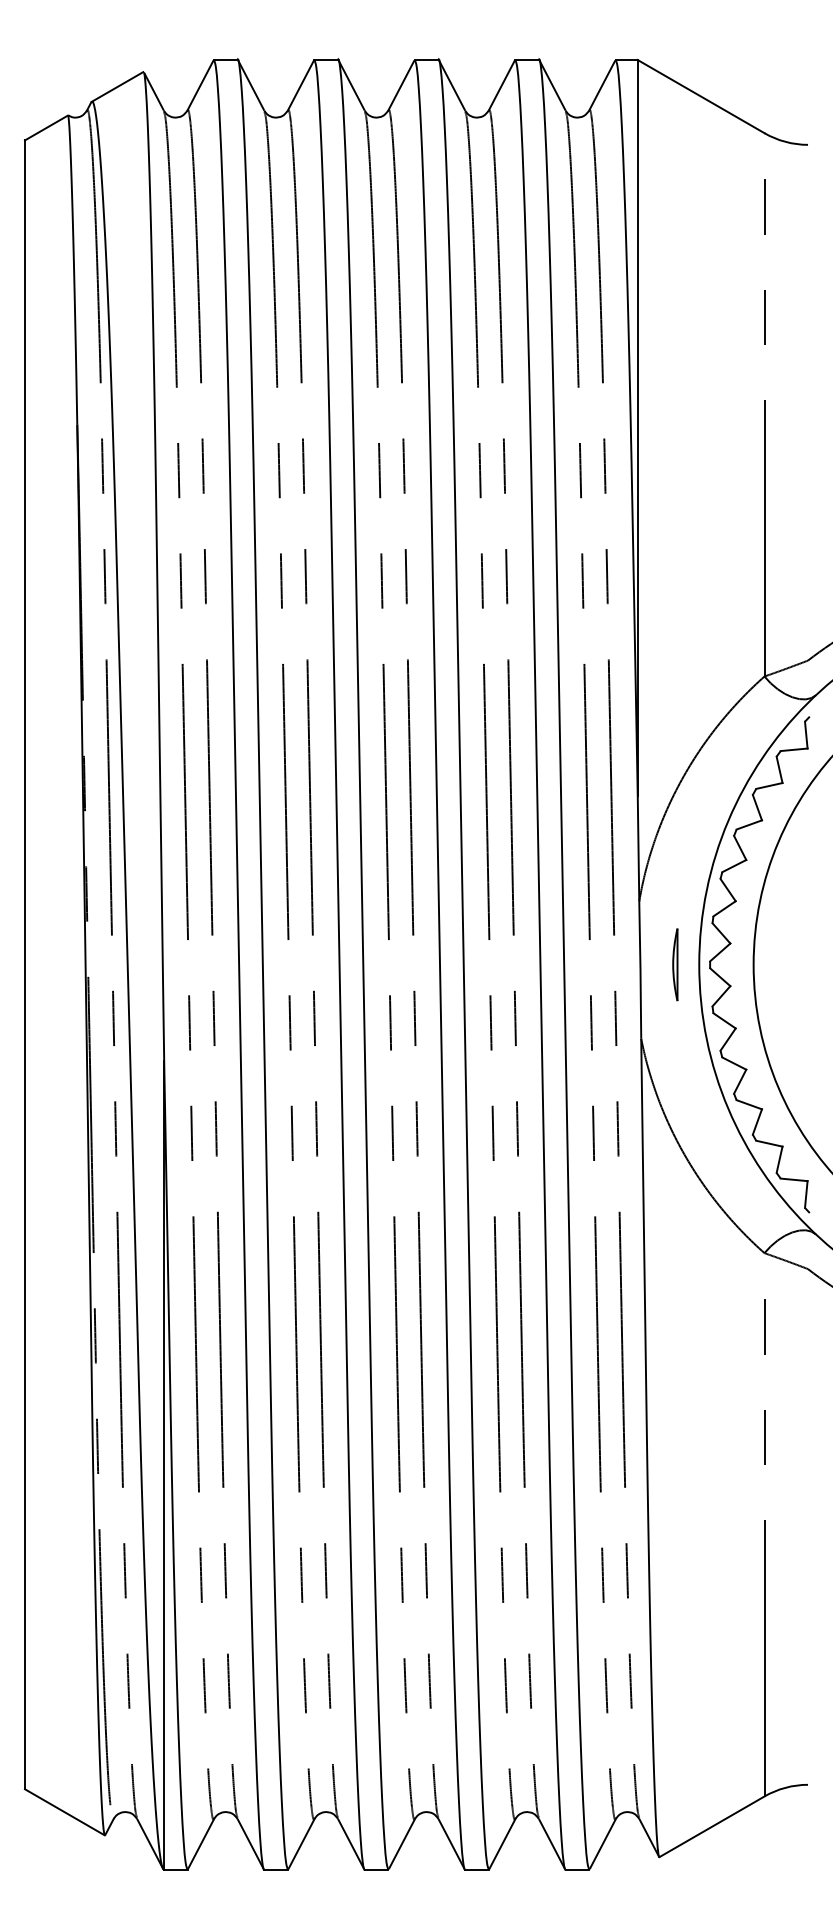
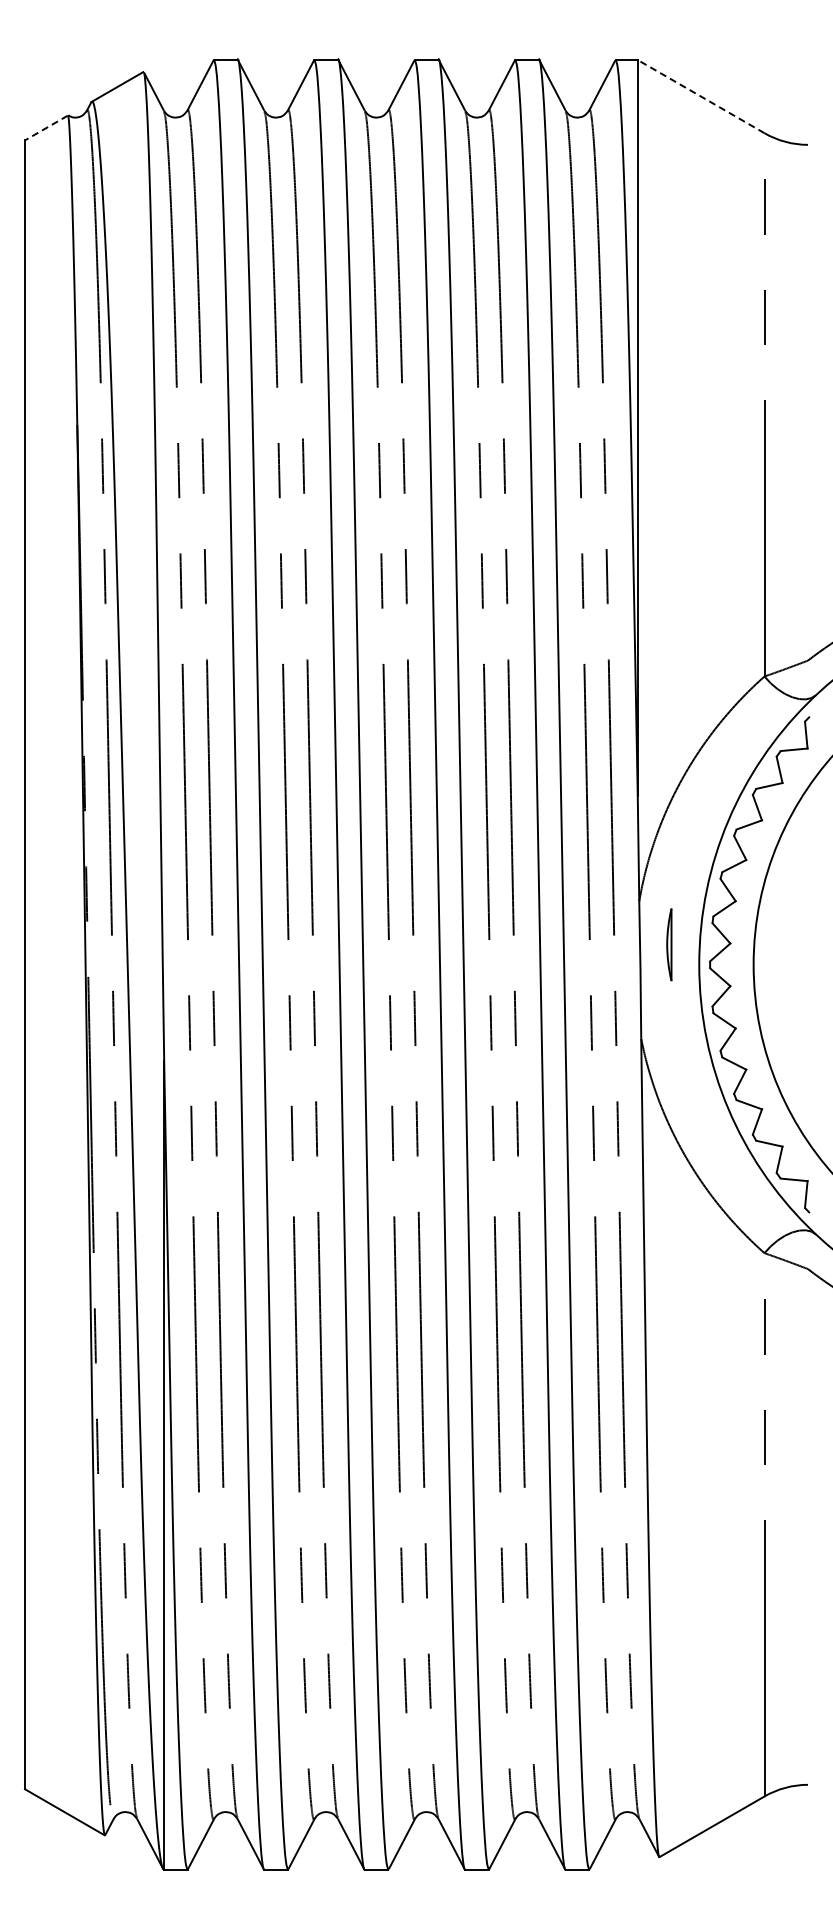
line: solid -> dashed (700, 96)
line: solid -> dashed (46, 128)
part position: (675, 964) -> (669, 944) (669, 944)
